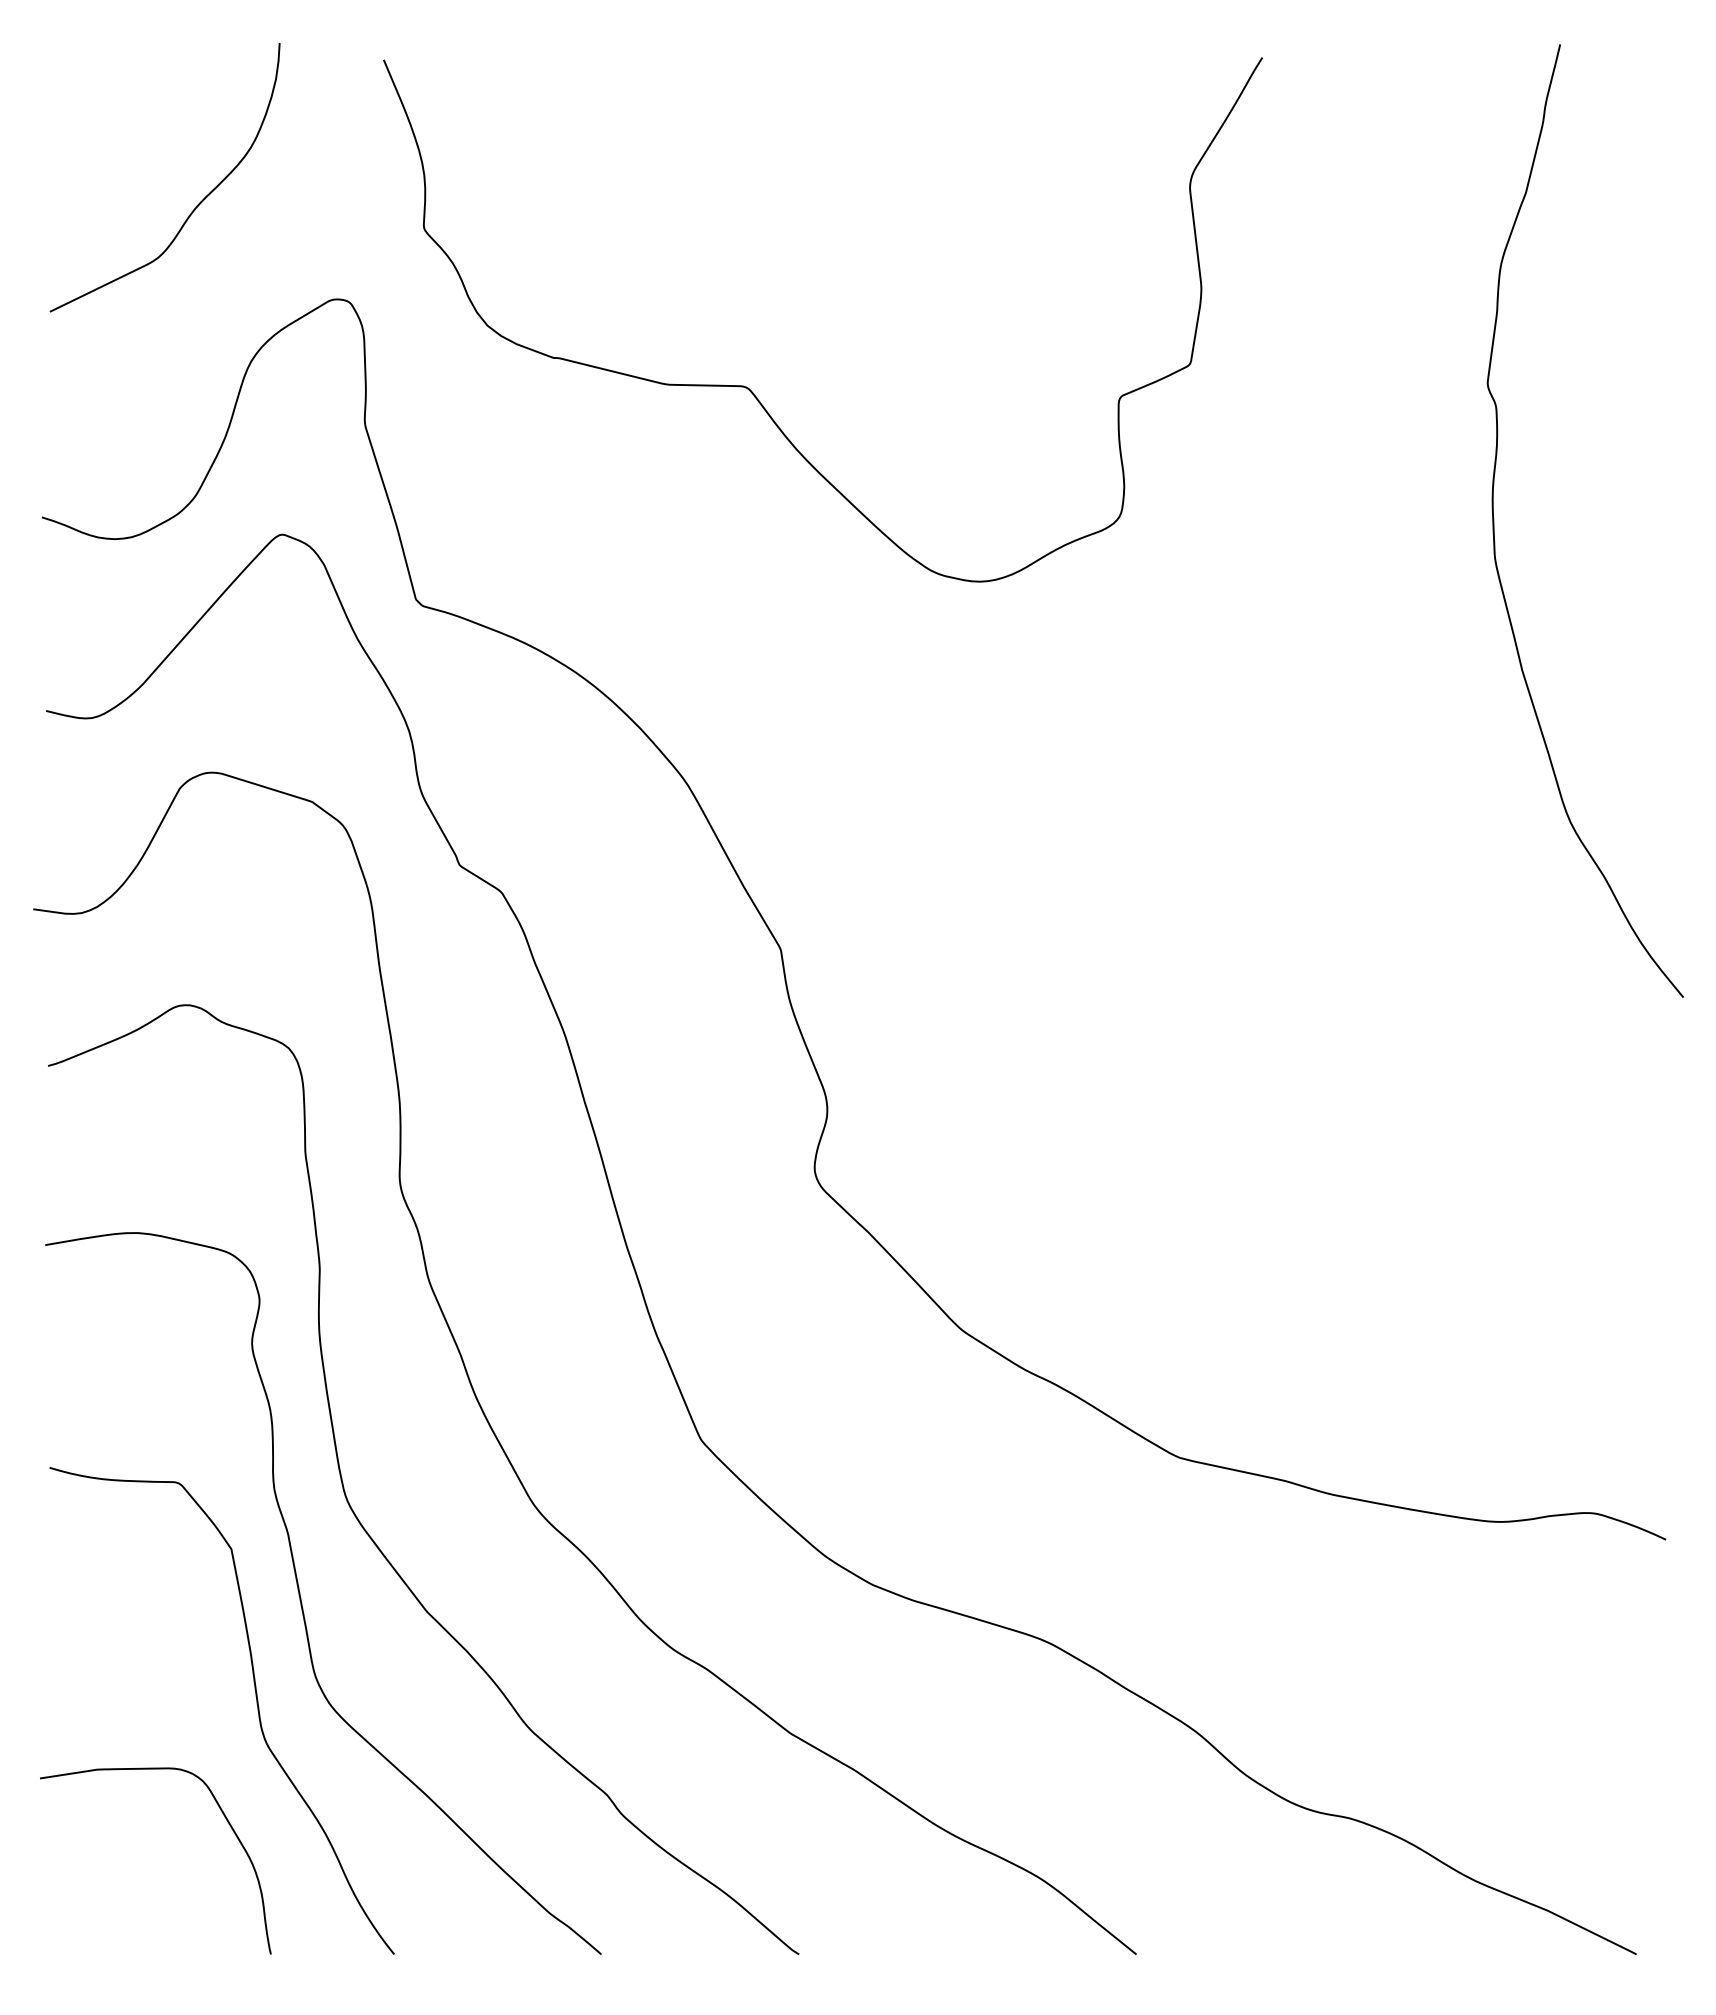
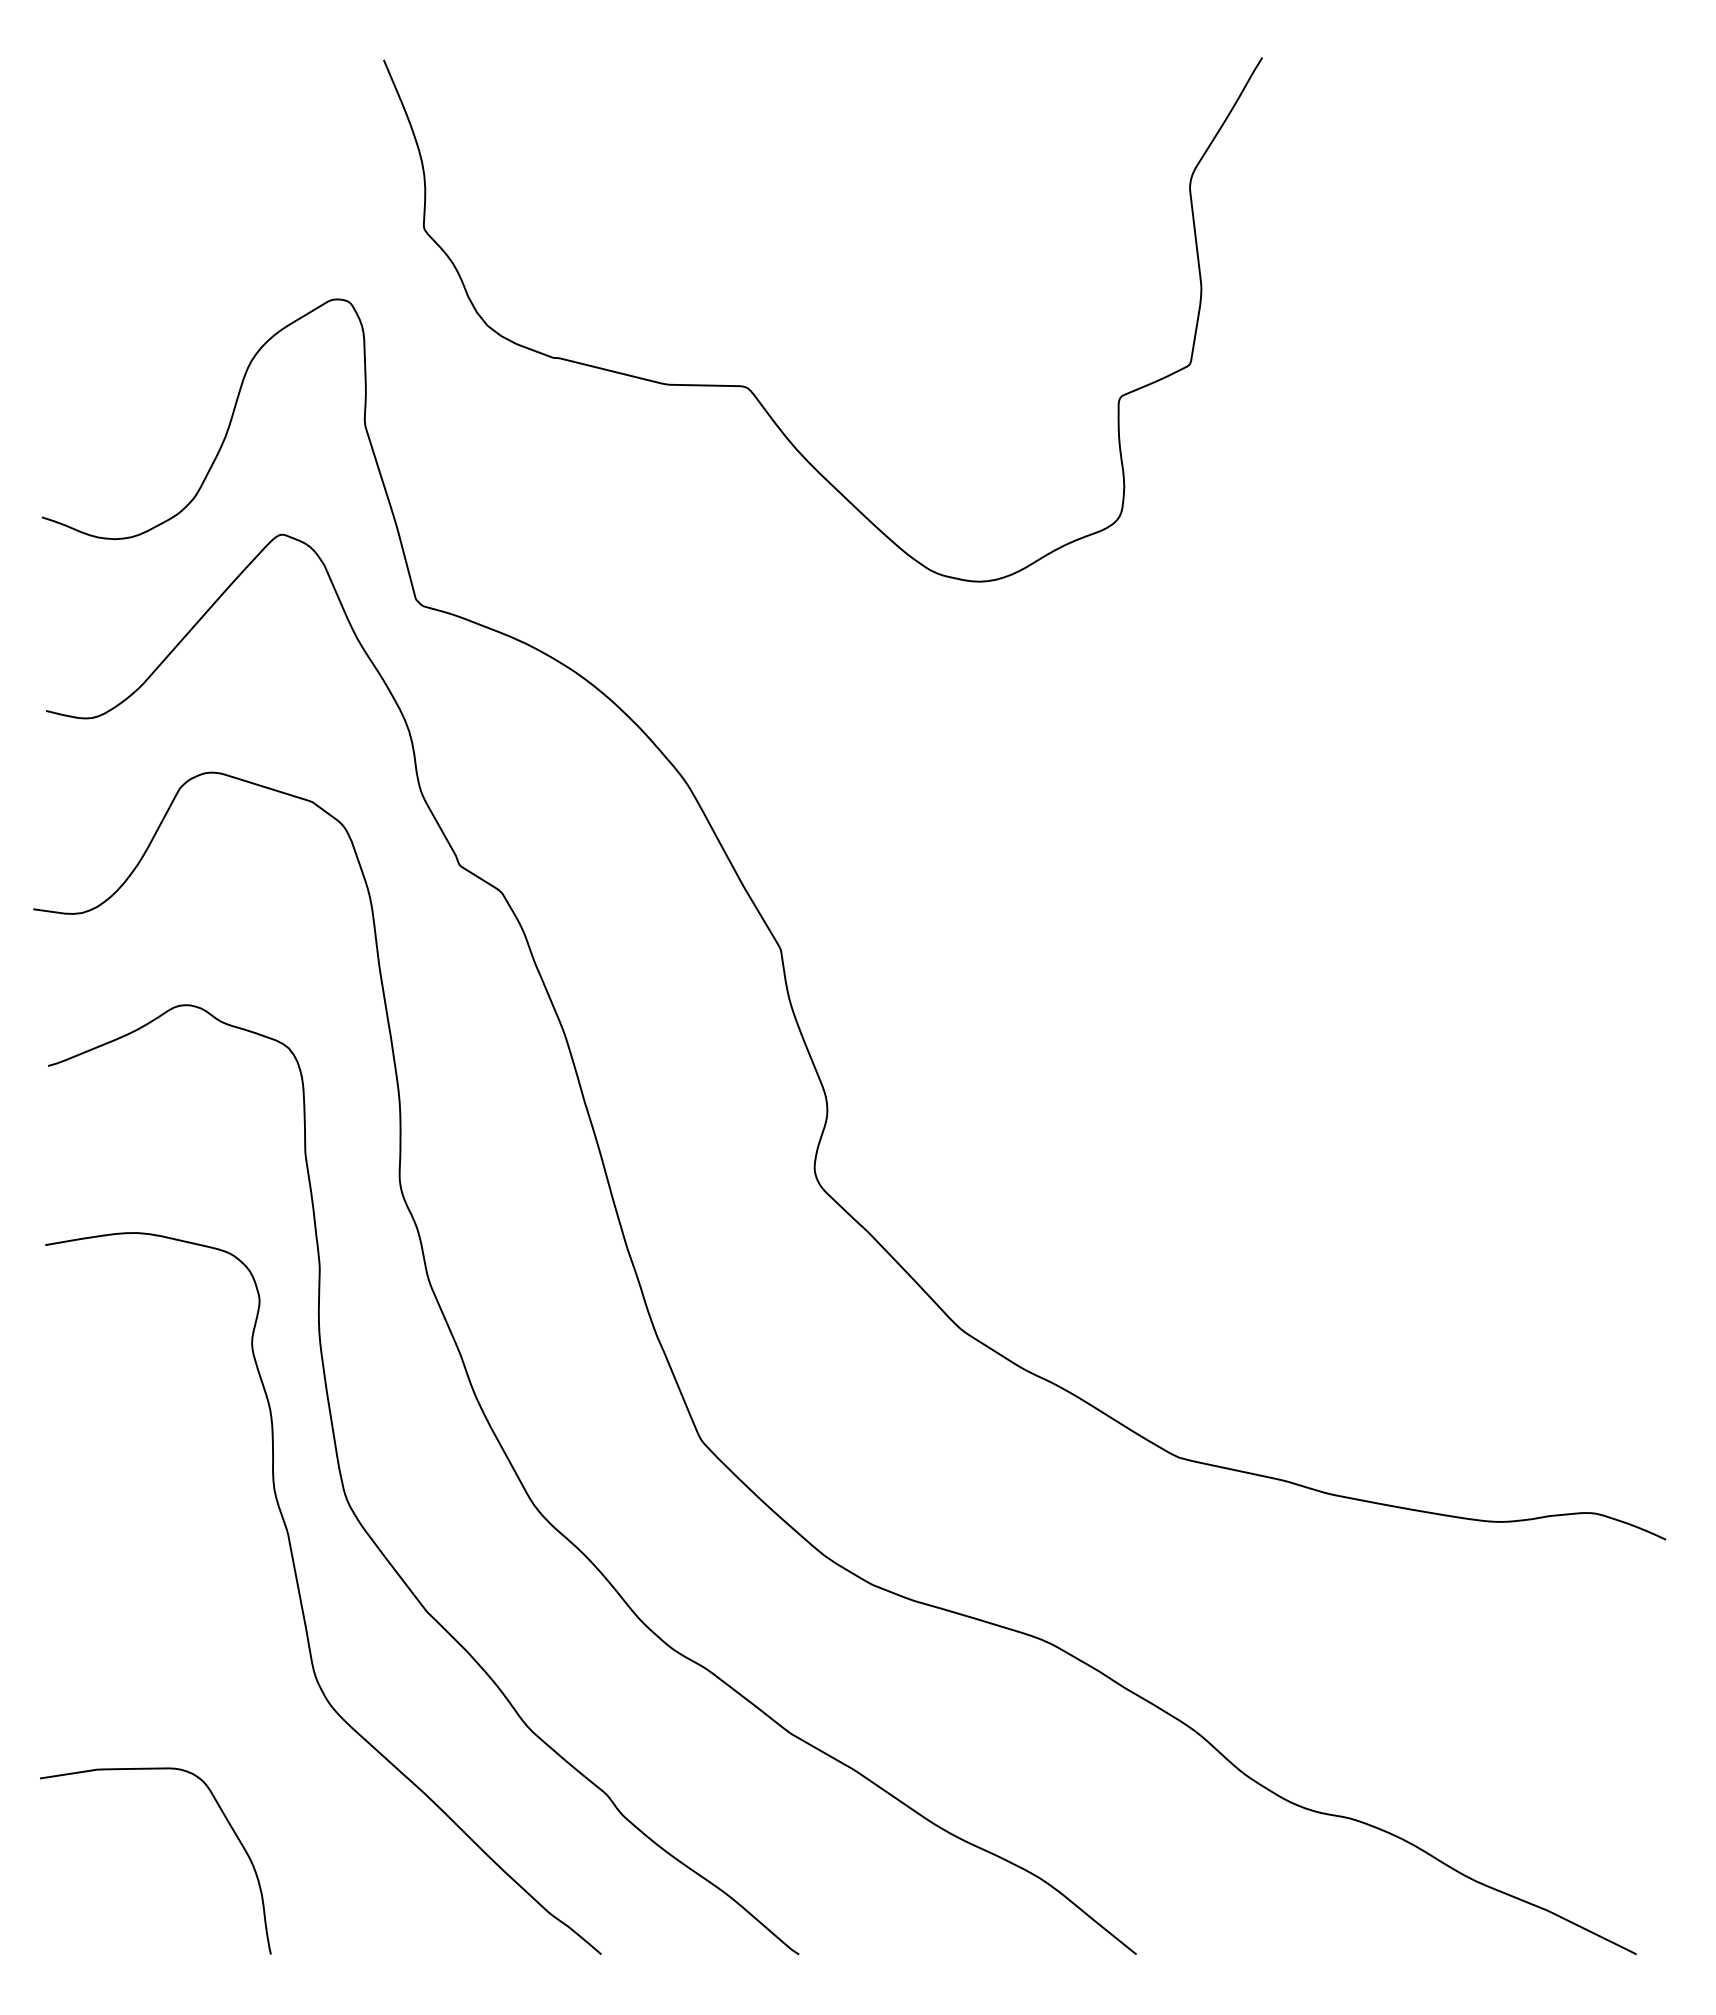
curve: present -> none (196, 205)
curve: present -> none (1494, 520)
curve: present -> none (256, 1703)
